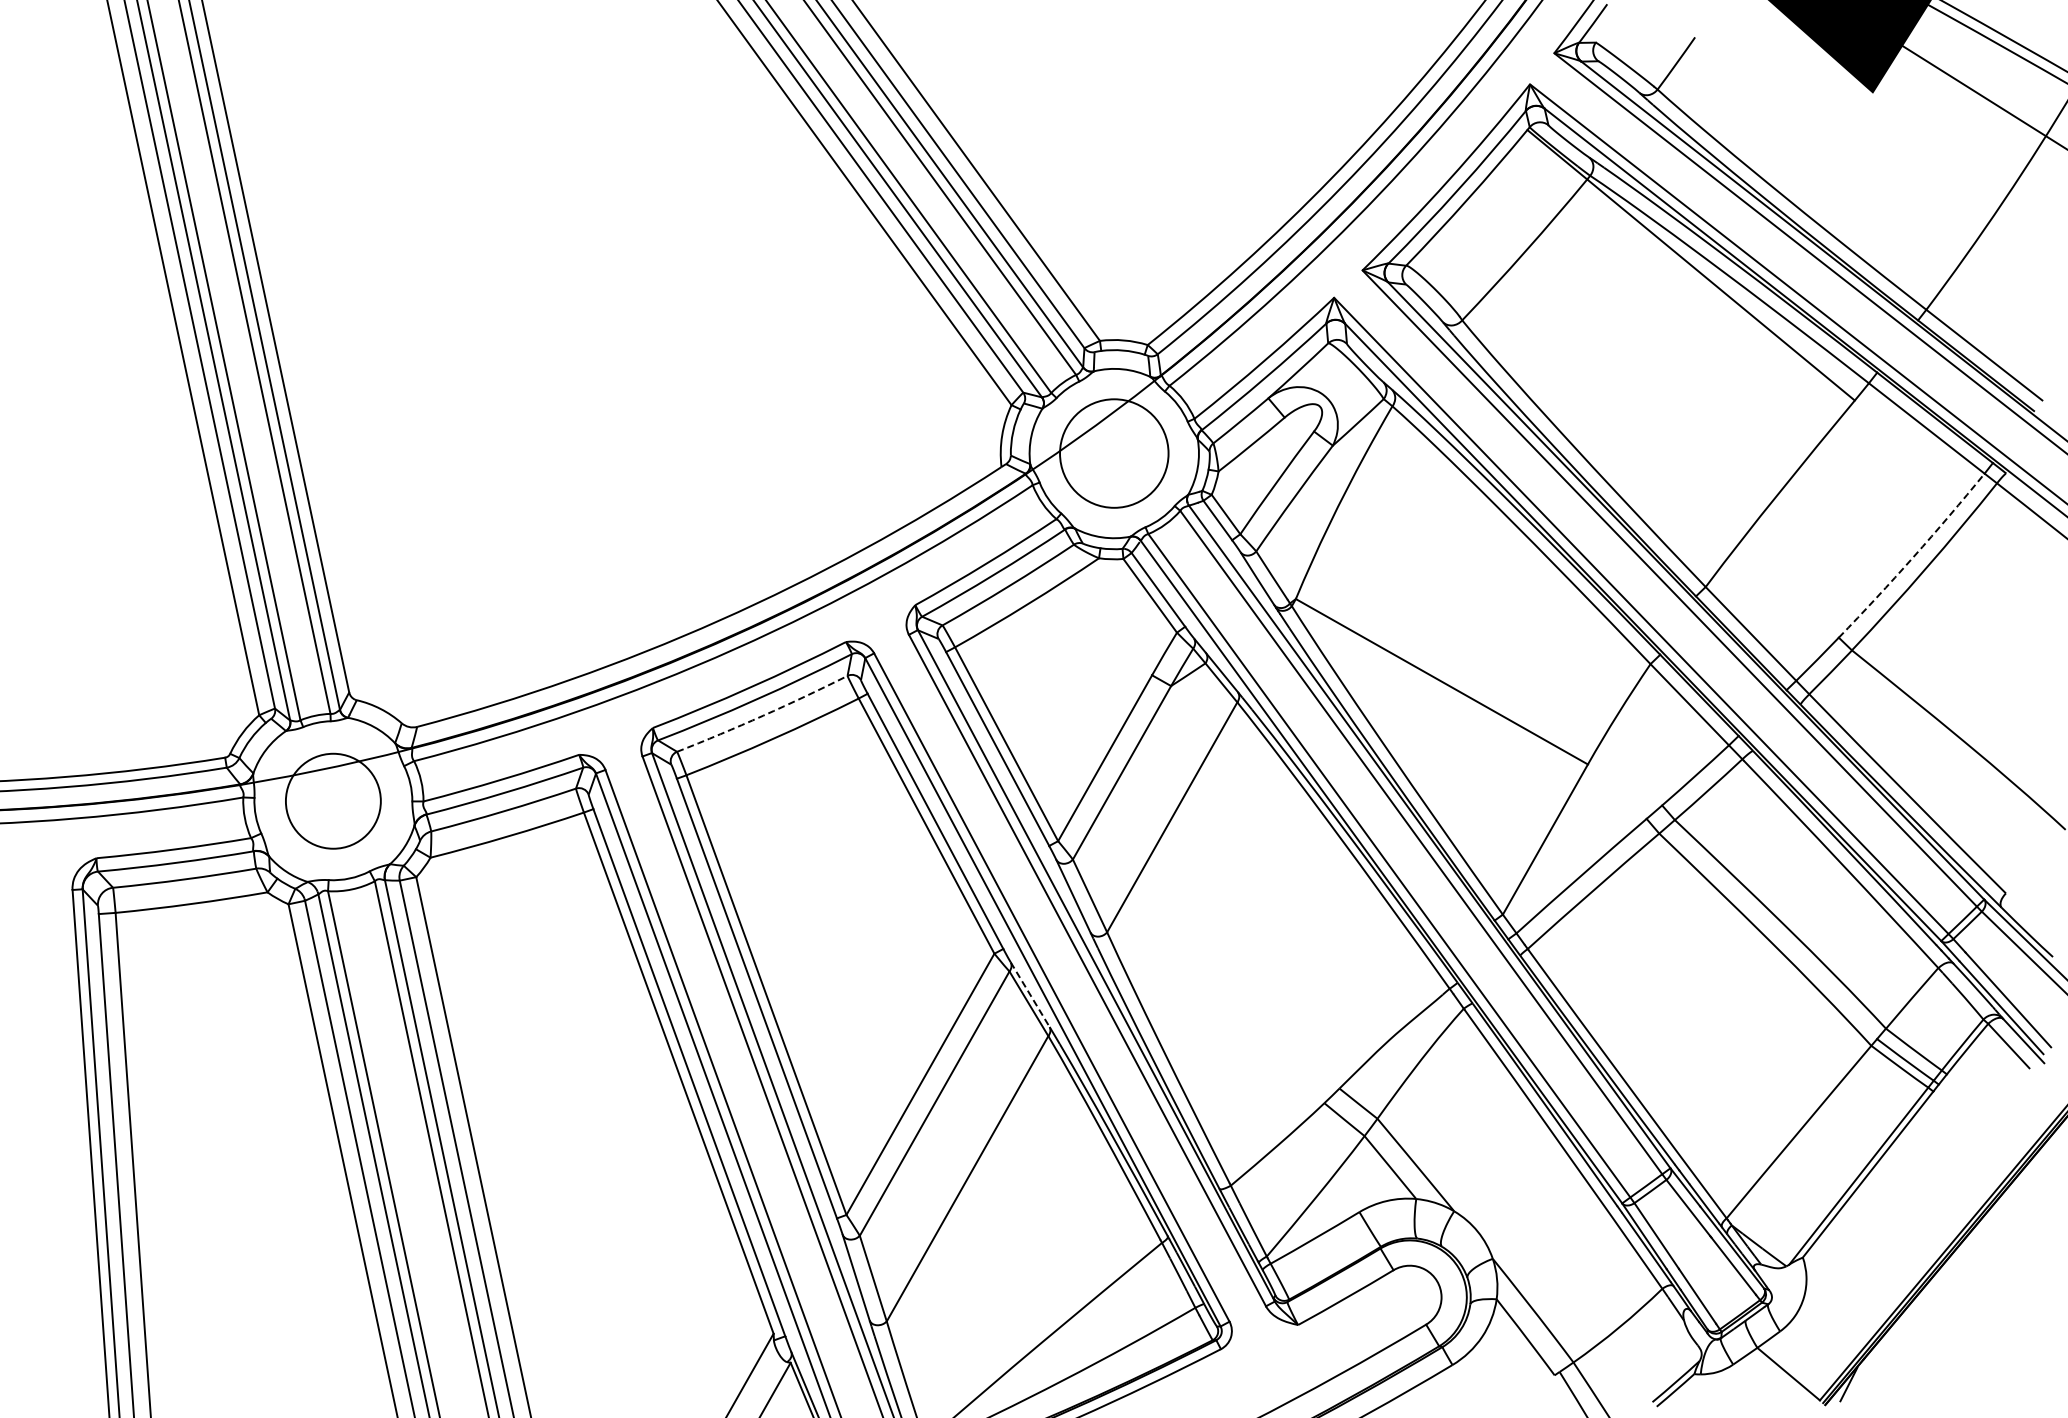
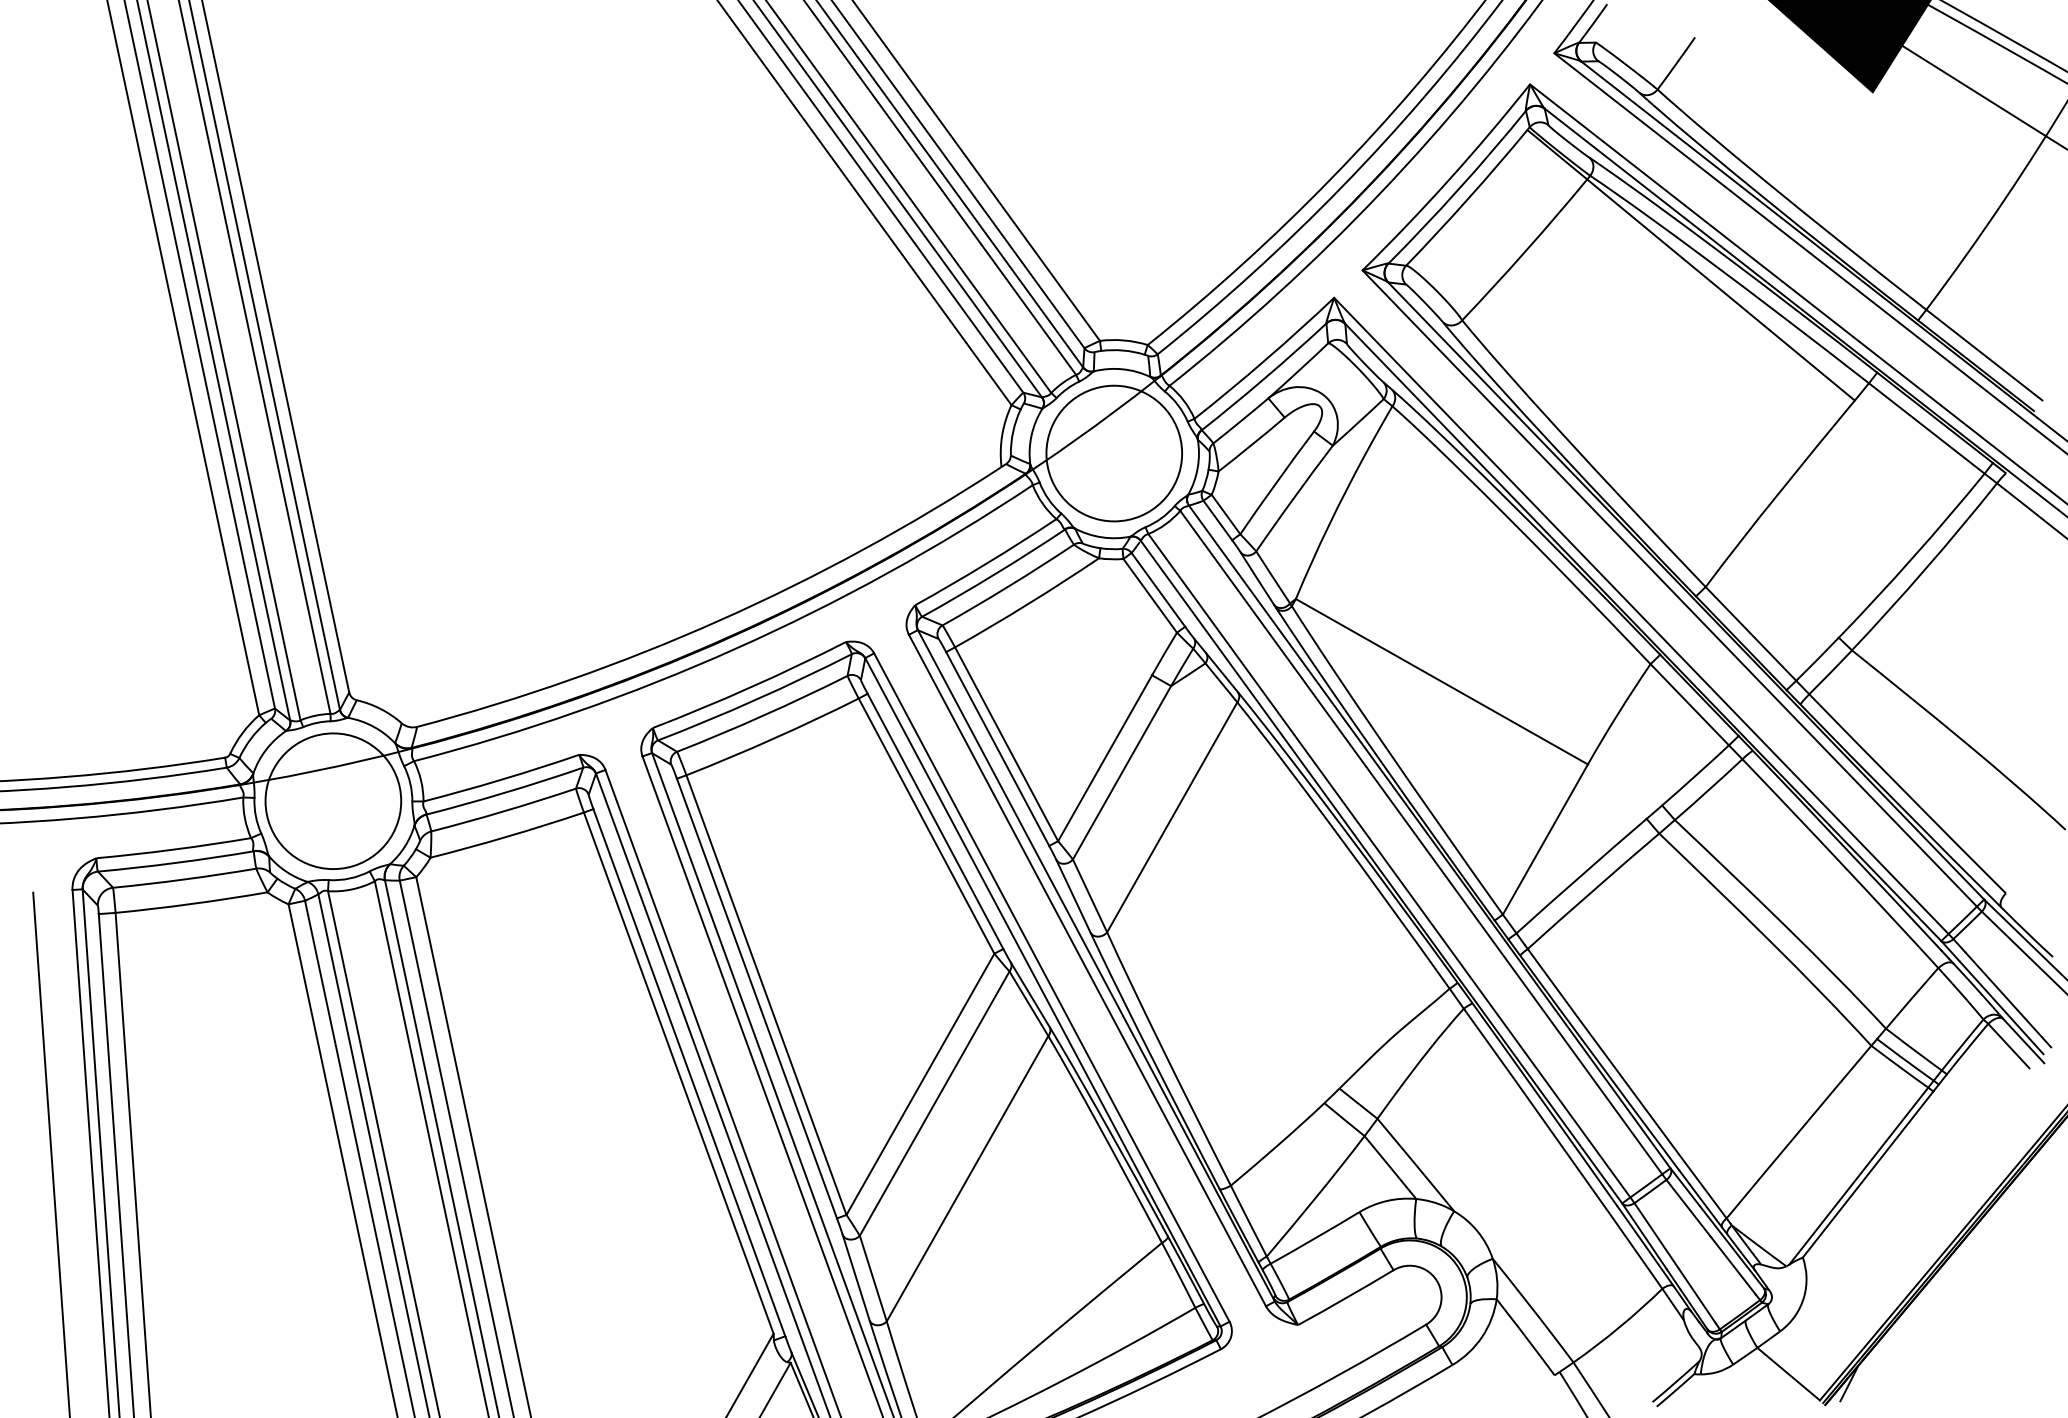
circle diameter: 109 px -> 136 px (1114, 453)
arc: dashed -> solid (1913, 557)
arc: dashed -> solid (763, 715)
circle diameter: 95 px -> 136 px (333, 801)
line: dashed -> solid (1030, 994)
line: none -> present (51, 1153)
